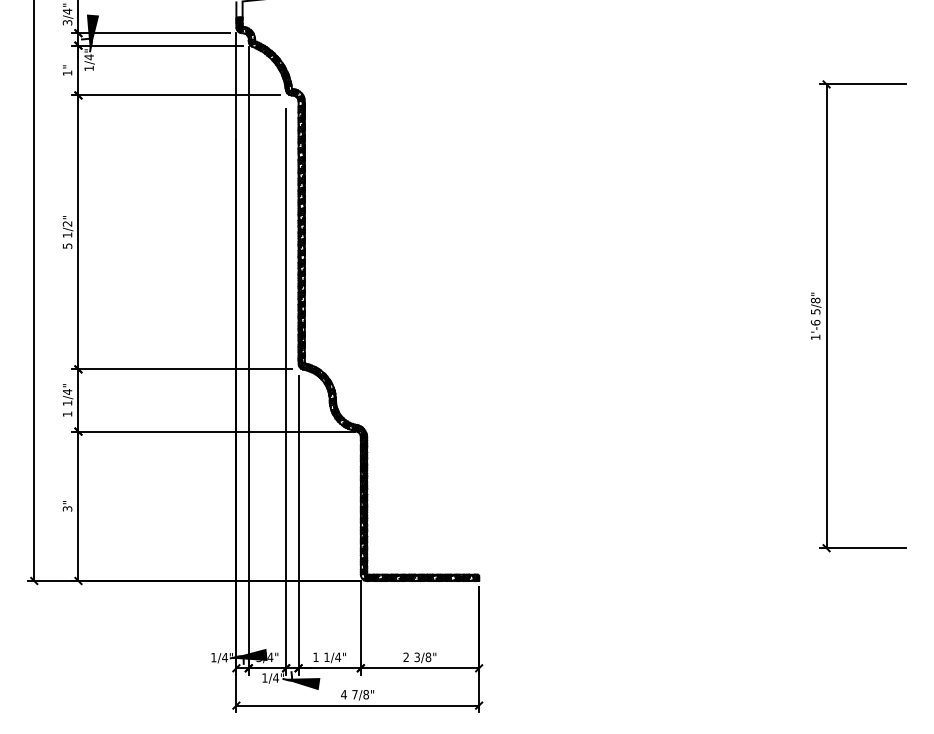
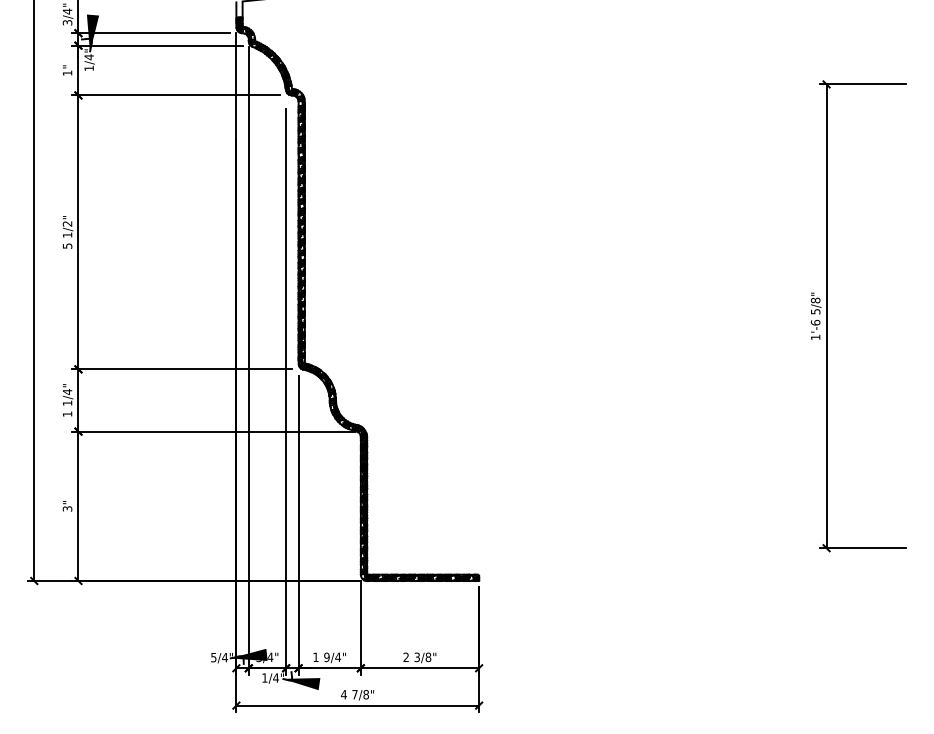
text: 1/4" -> 5/4" (213, 657)
text: 1/4" -> 9/4" (326, 657)
